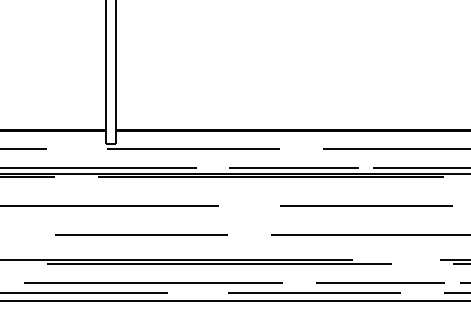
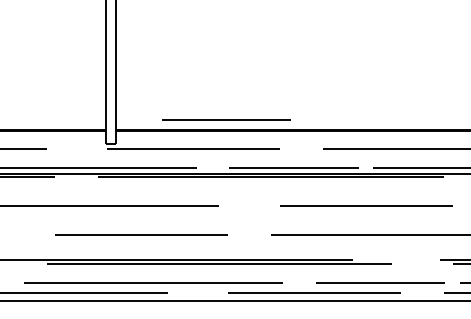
line: none -> present (226, 119)
